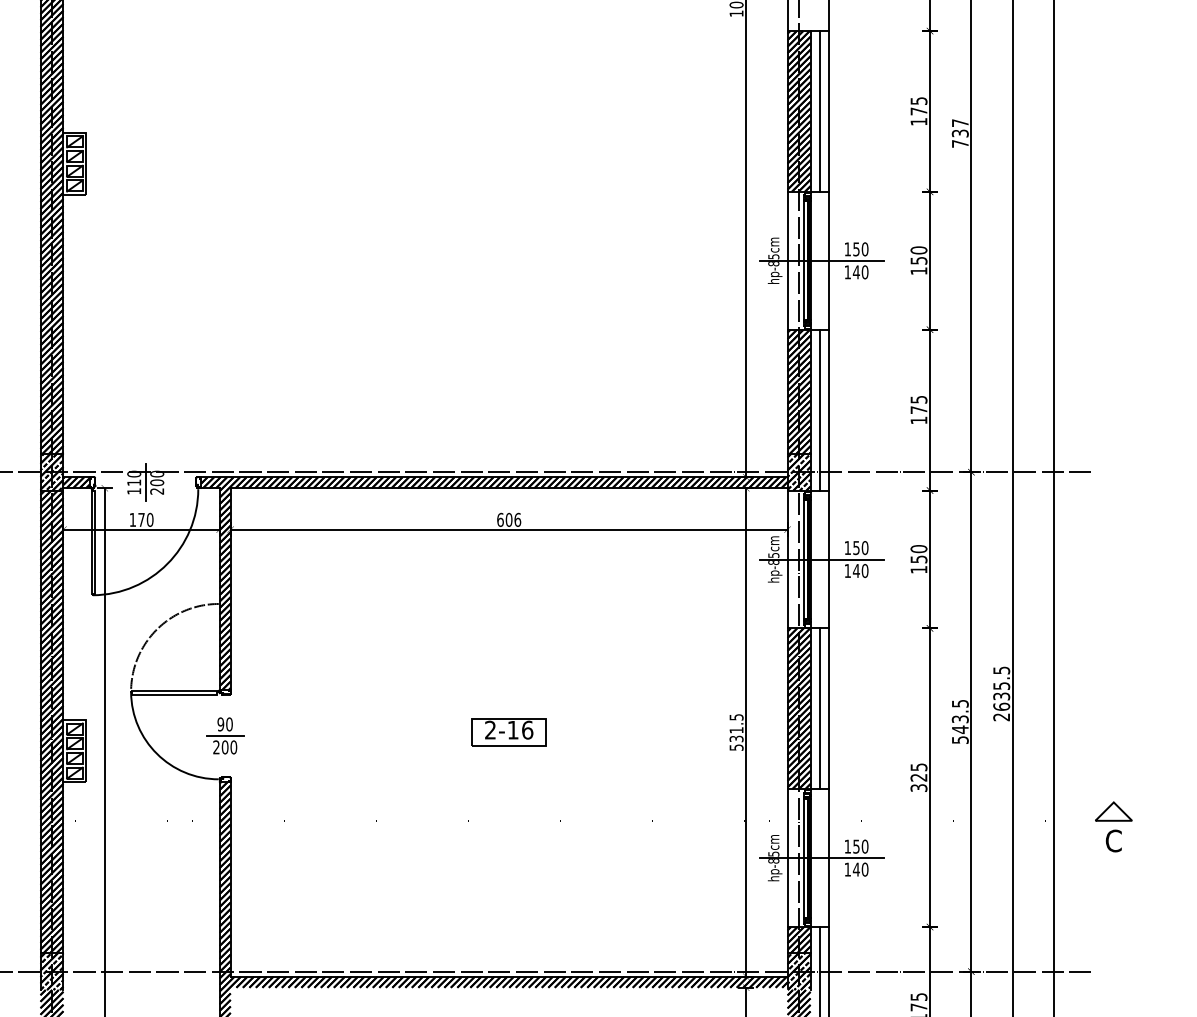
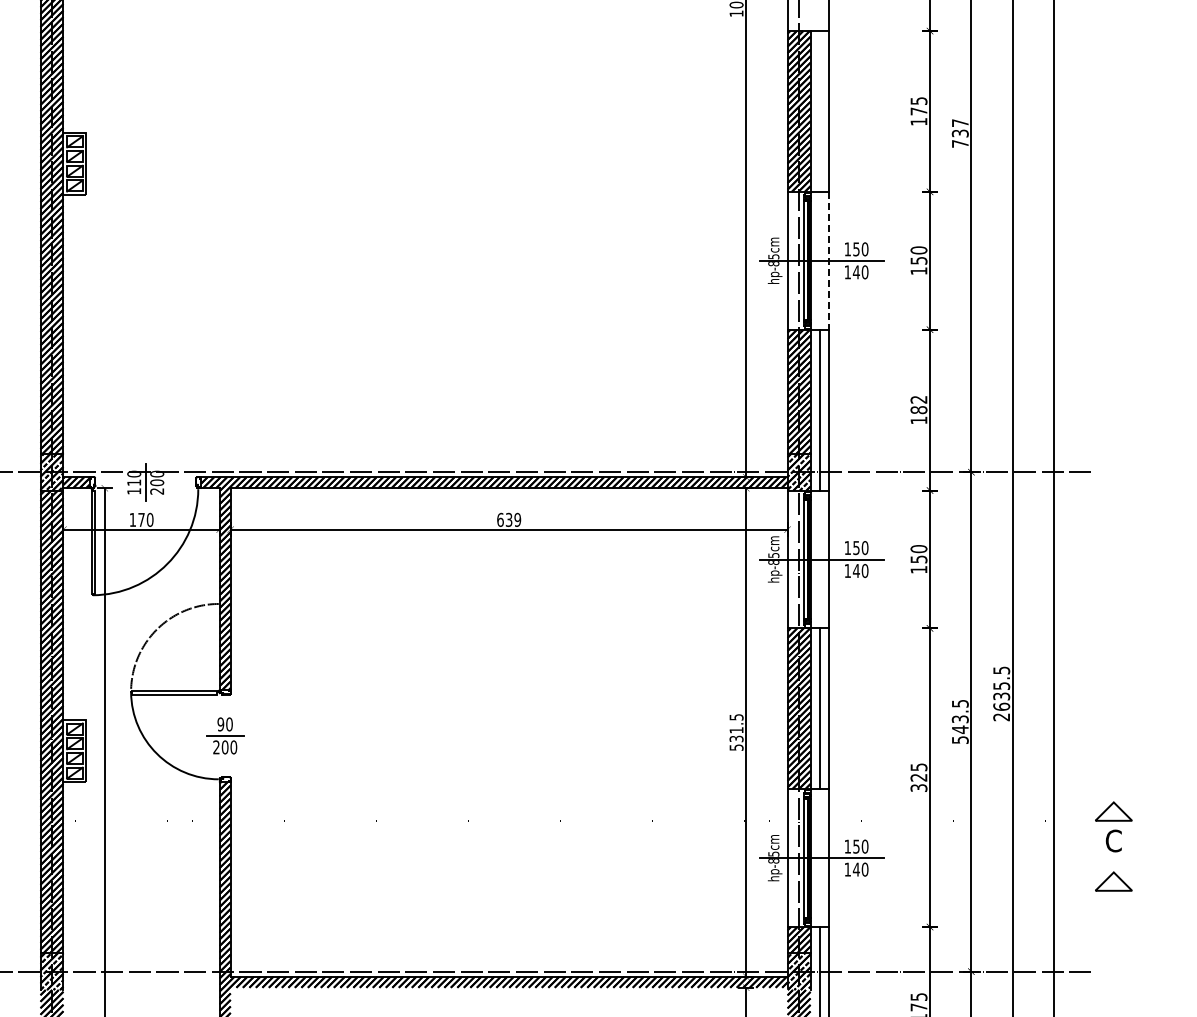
line: present -> none (819, 111)
line: solid -> dashed (828, 260)
text: 175 -> 182 (918, 405)
text: 606 -> 639 (513, 519)
part: present -> none (508, 732)
part: none -> present (1113, 881)
